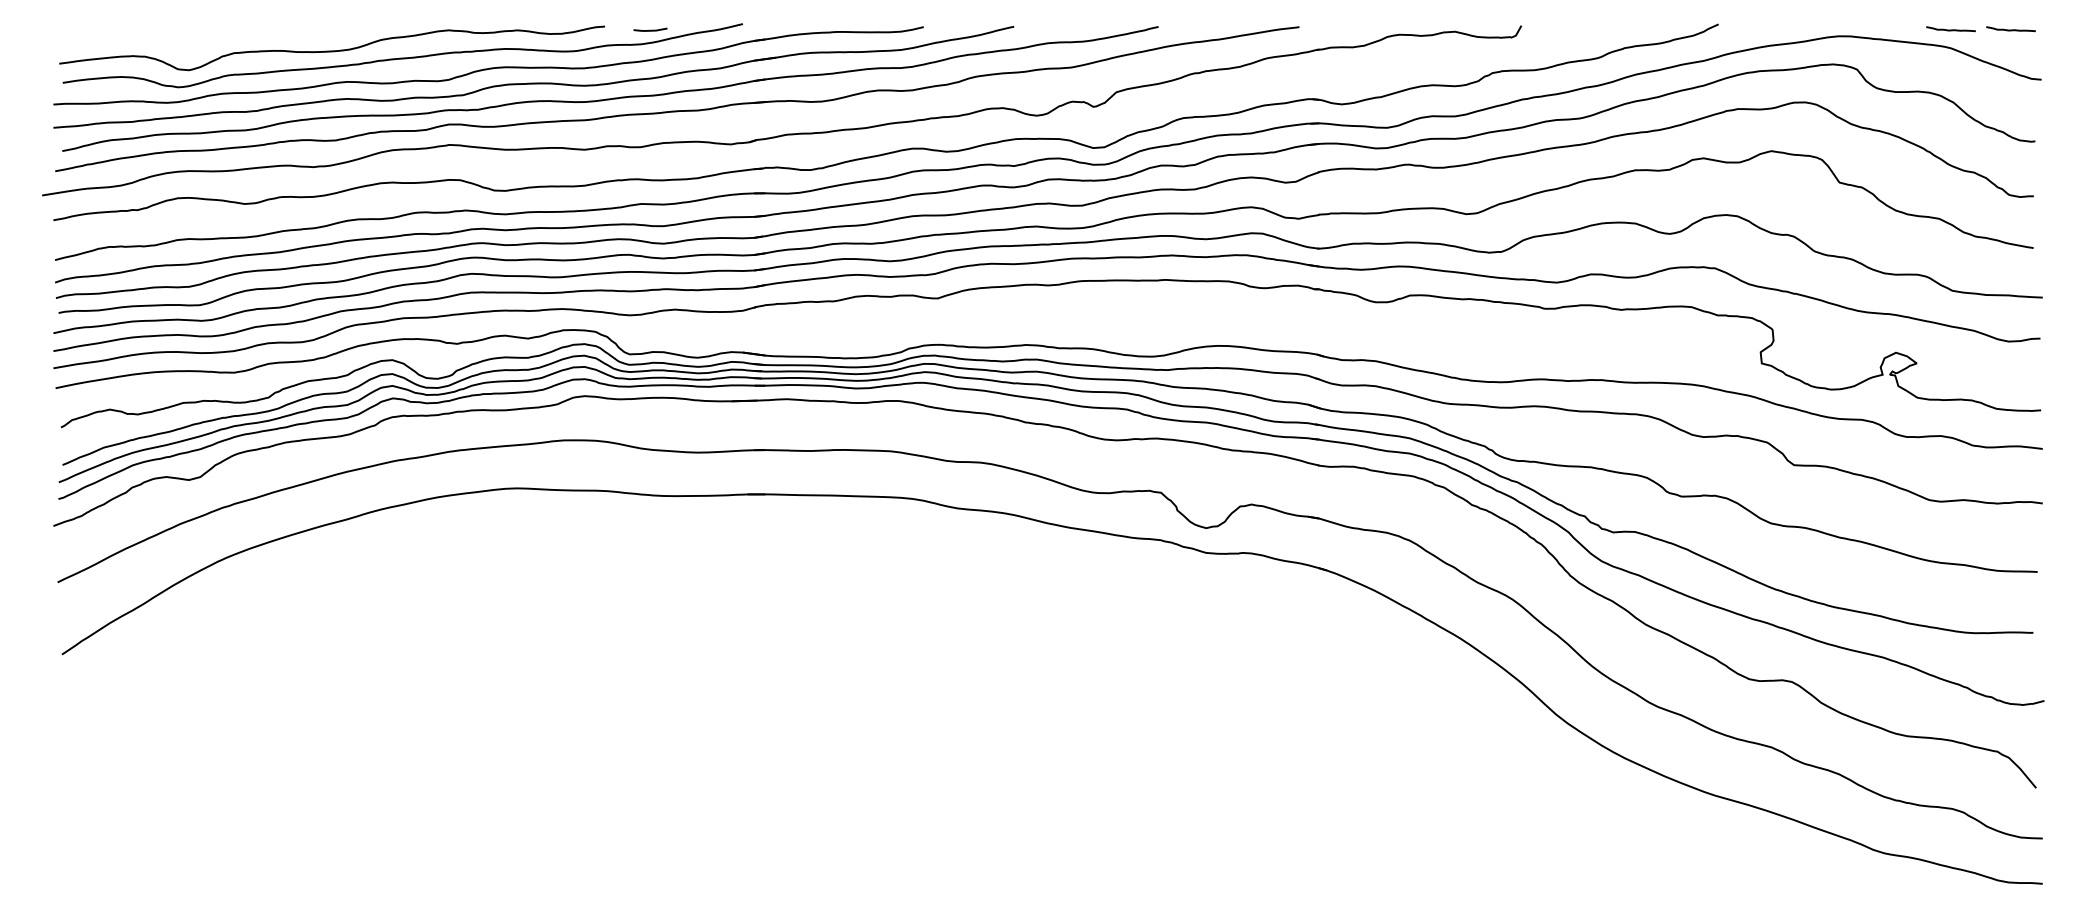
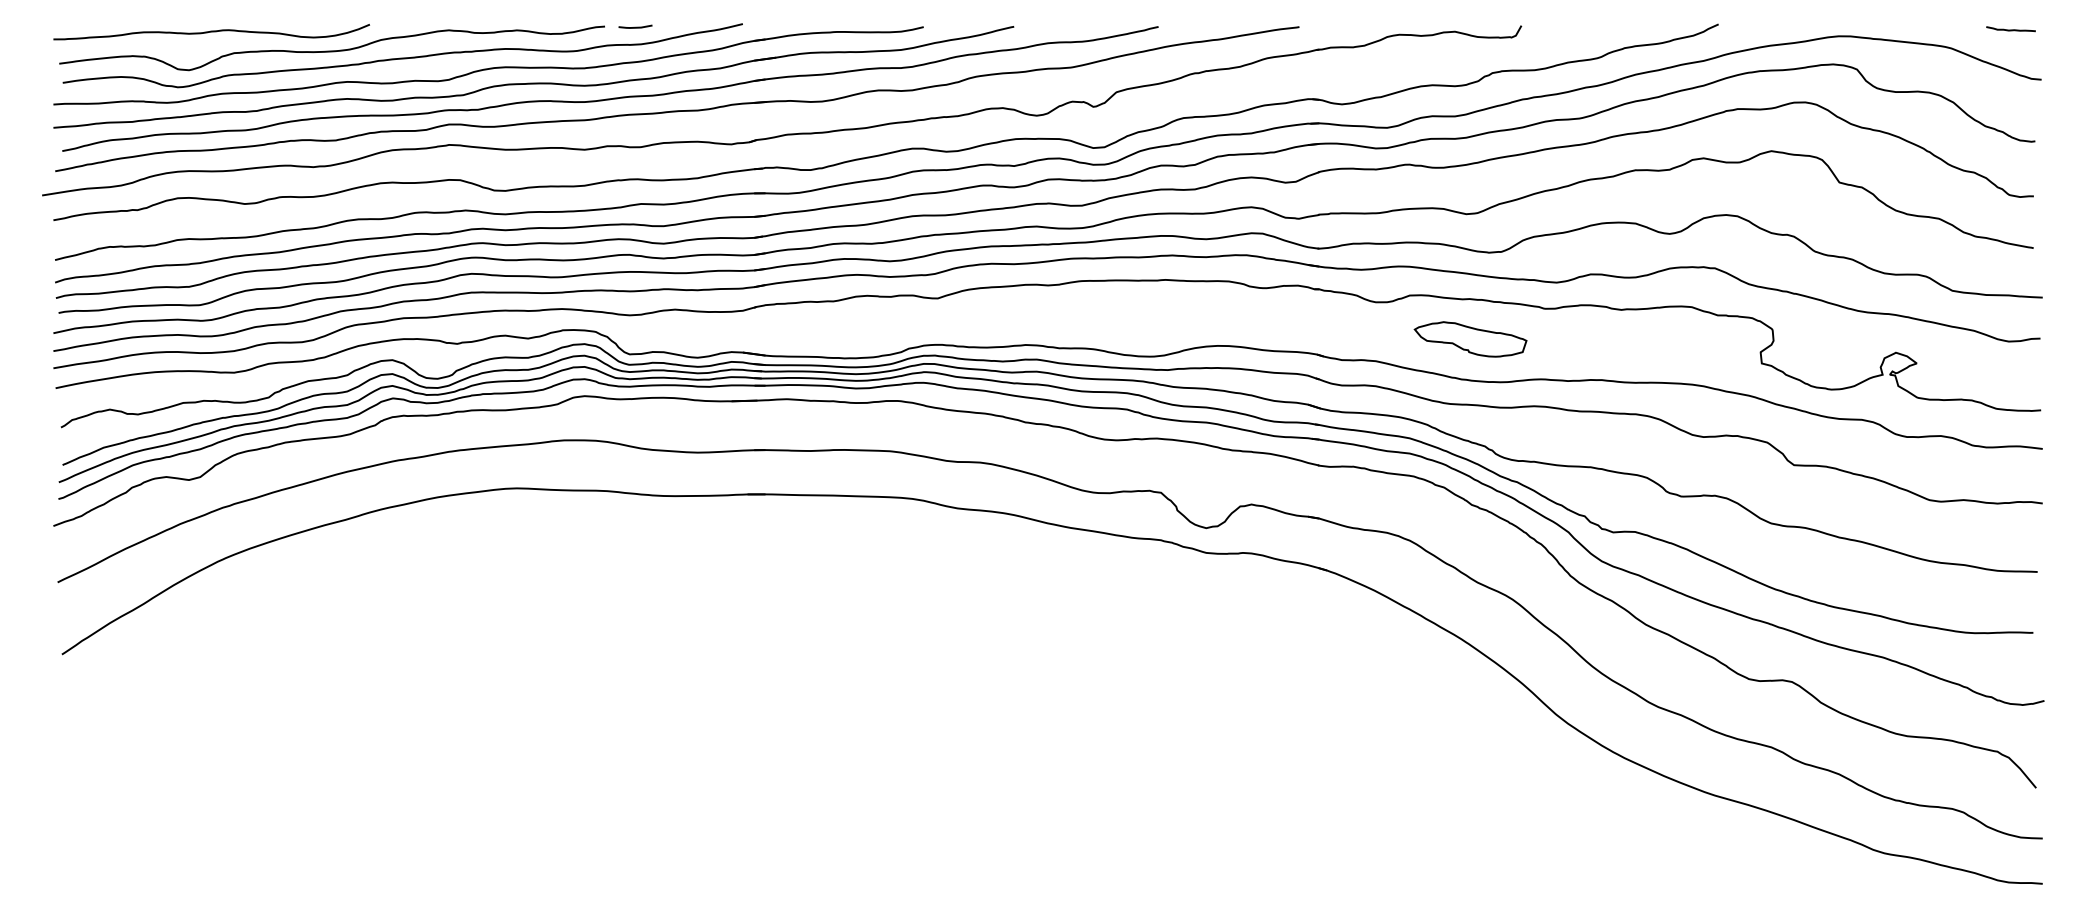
line position: (650, 29) -> (635, 26) (635, 26)
curve: present -> none (1950, 29)
curve: none -> present (211, 32)
part: none -> present (1470, 339)
